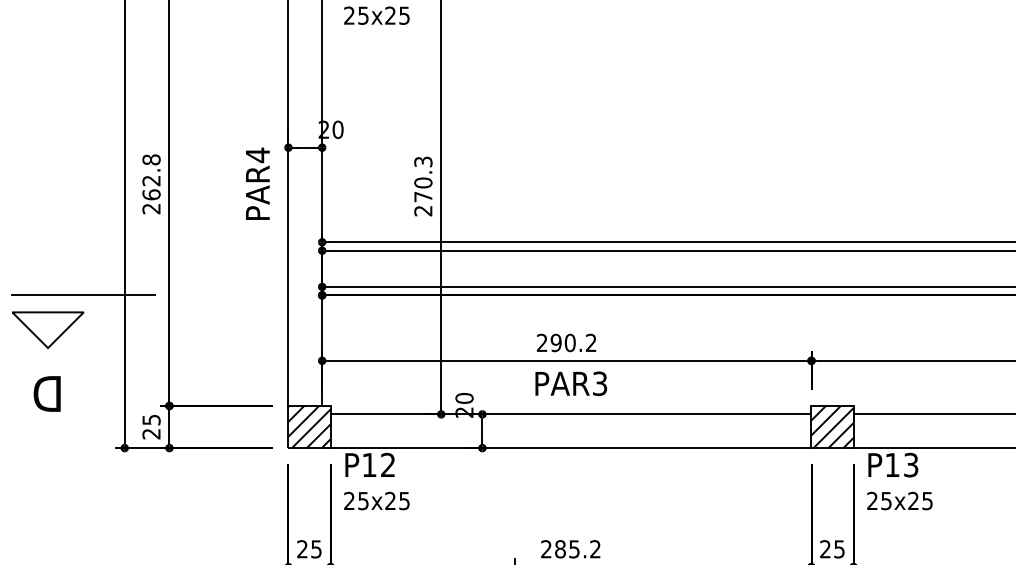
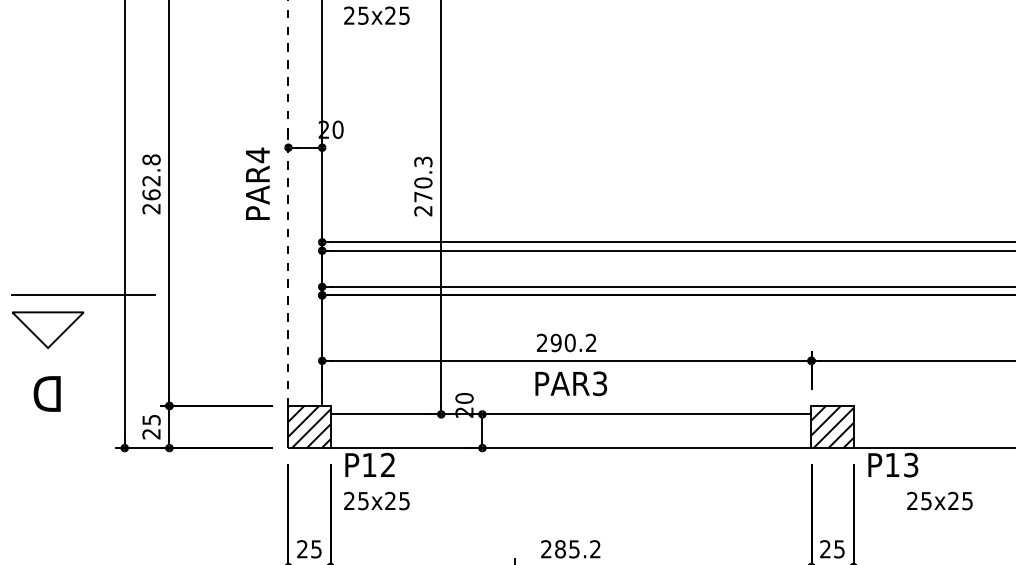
line: solid -> dashed (288, 203)
line: present -> none (932, 414)
text position: (899, 500) -> (939, 500) (939, 500)
